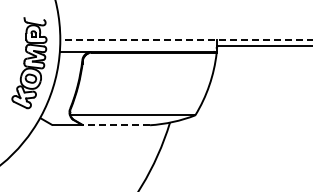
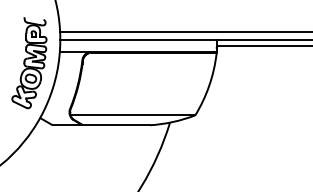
line: none -> present (184, 32)
line: dashed -> solid (186, 39)
line: dashed -> solid (116, 125)
